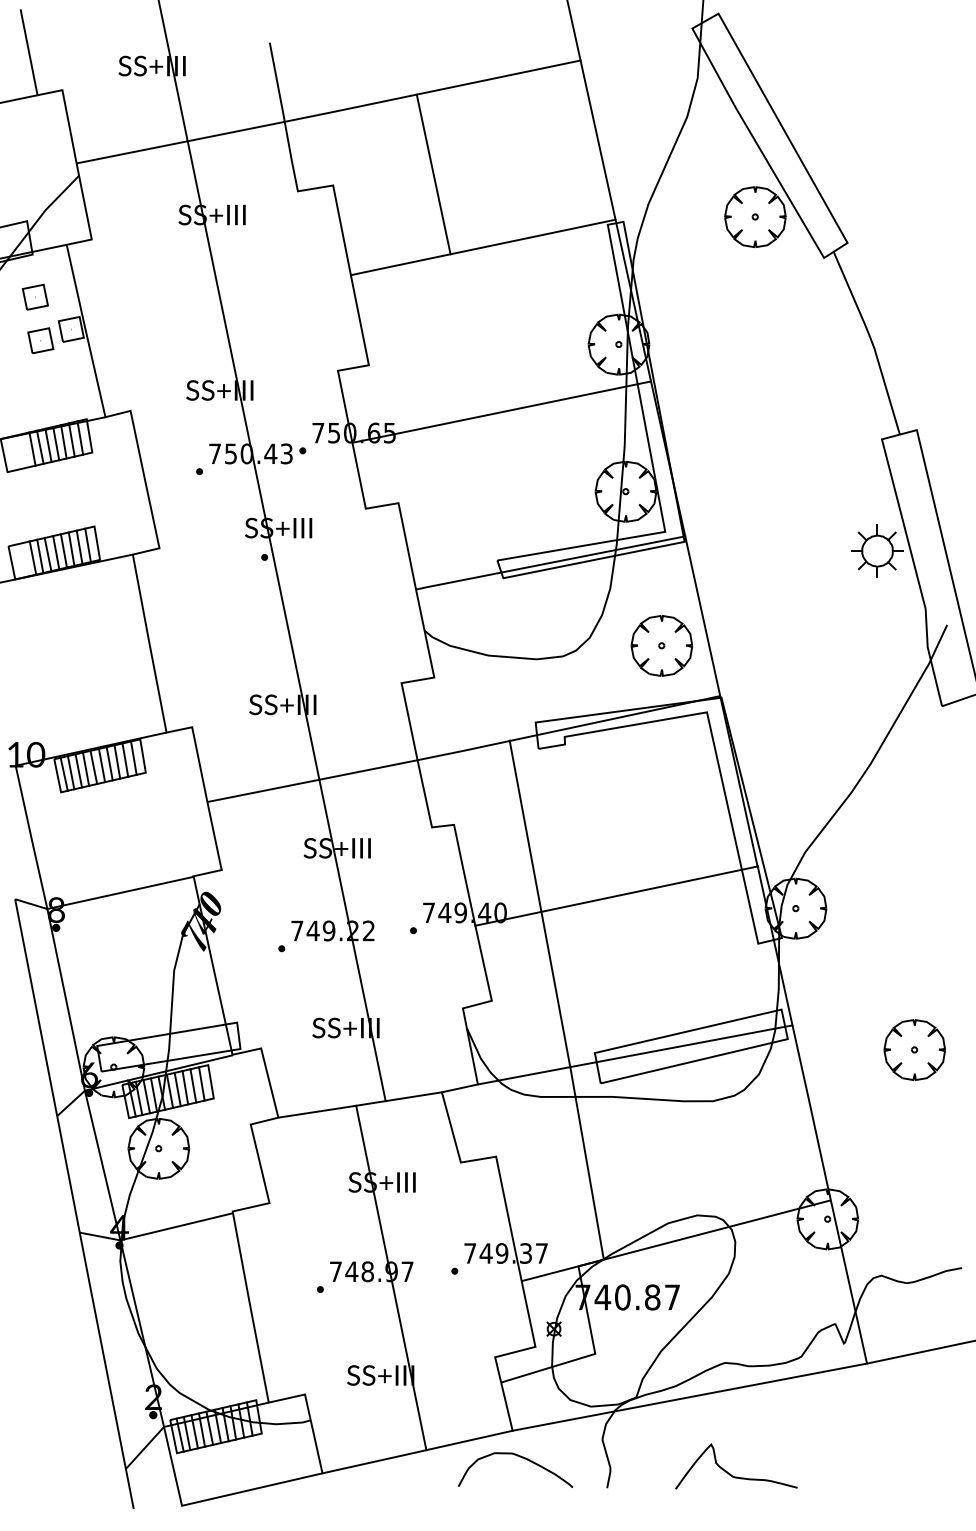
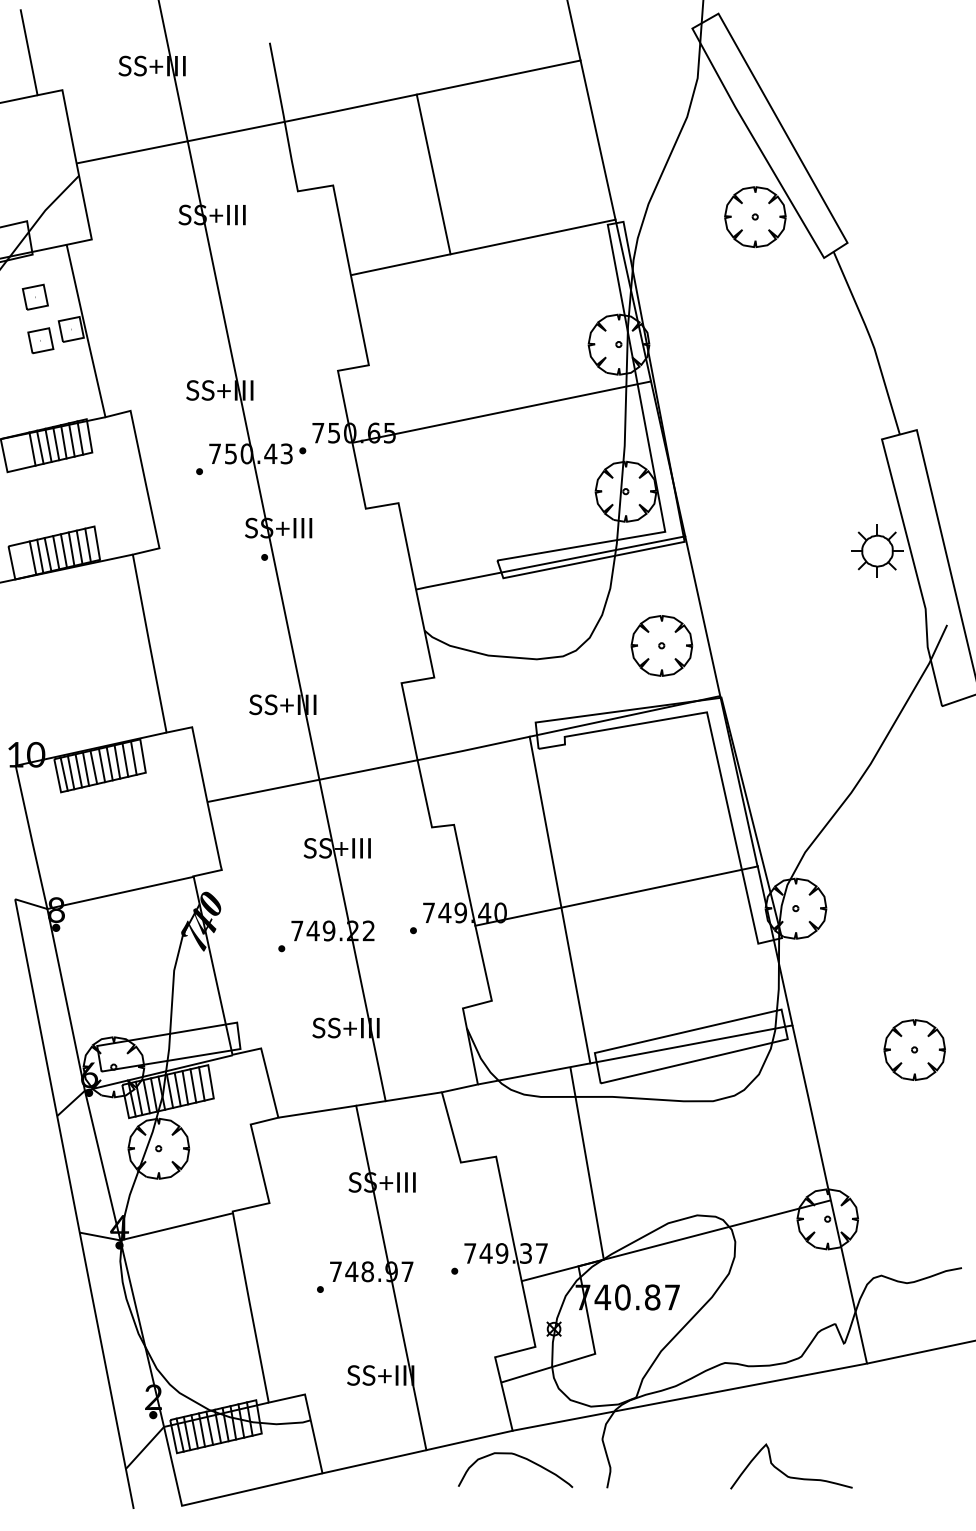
line position: (539, 903) -> (559, 899) (559, 899)
curve position: (730, 1473) -> (785, 1473) (785, 1473)
